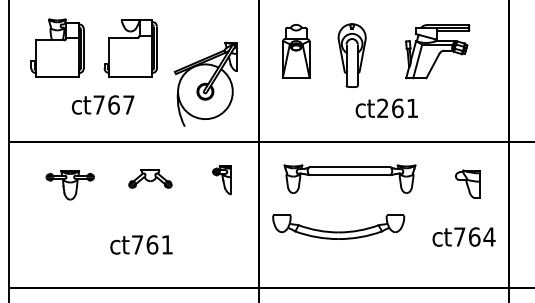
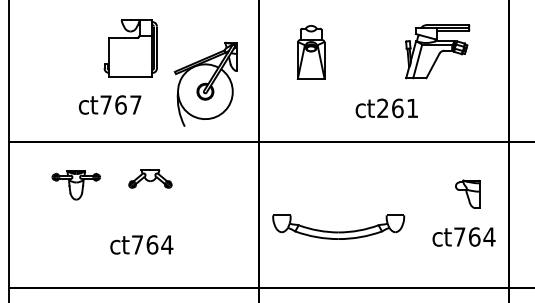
part: present -> none (57, 47)
part position: (295, 51) -> (310, 52) (310, 52)
part: present -> none (351, 55)
text position: (103, 104) -> (110, 104) (110, 104)
part: present -> none (349, 178)
part: present -> none (221, 180)
part position: (467, 183) -> (467, 193) (467, 193)
part position: (69, 185) -> (75, 185) (75, 185)
text: t761 -> t764 (167, 244)
